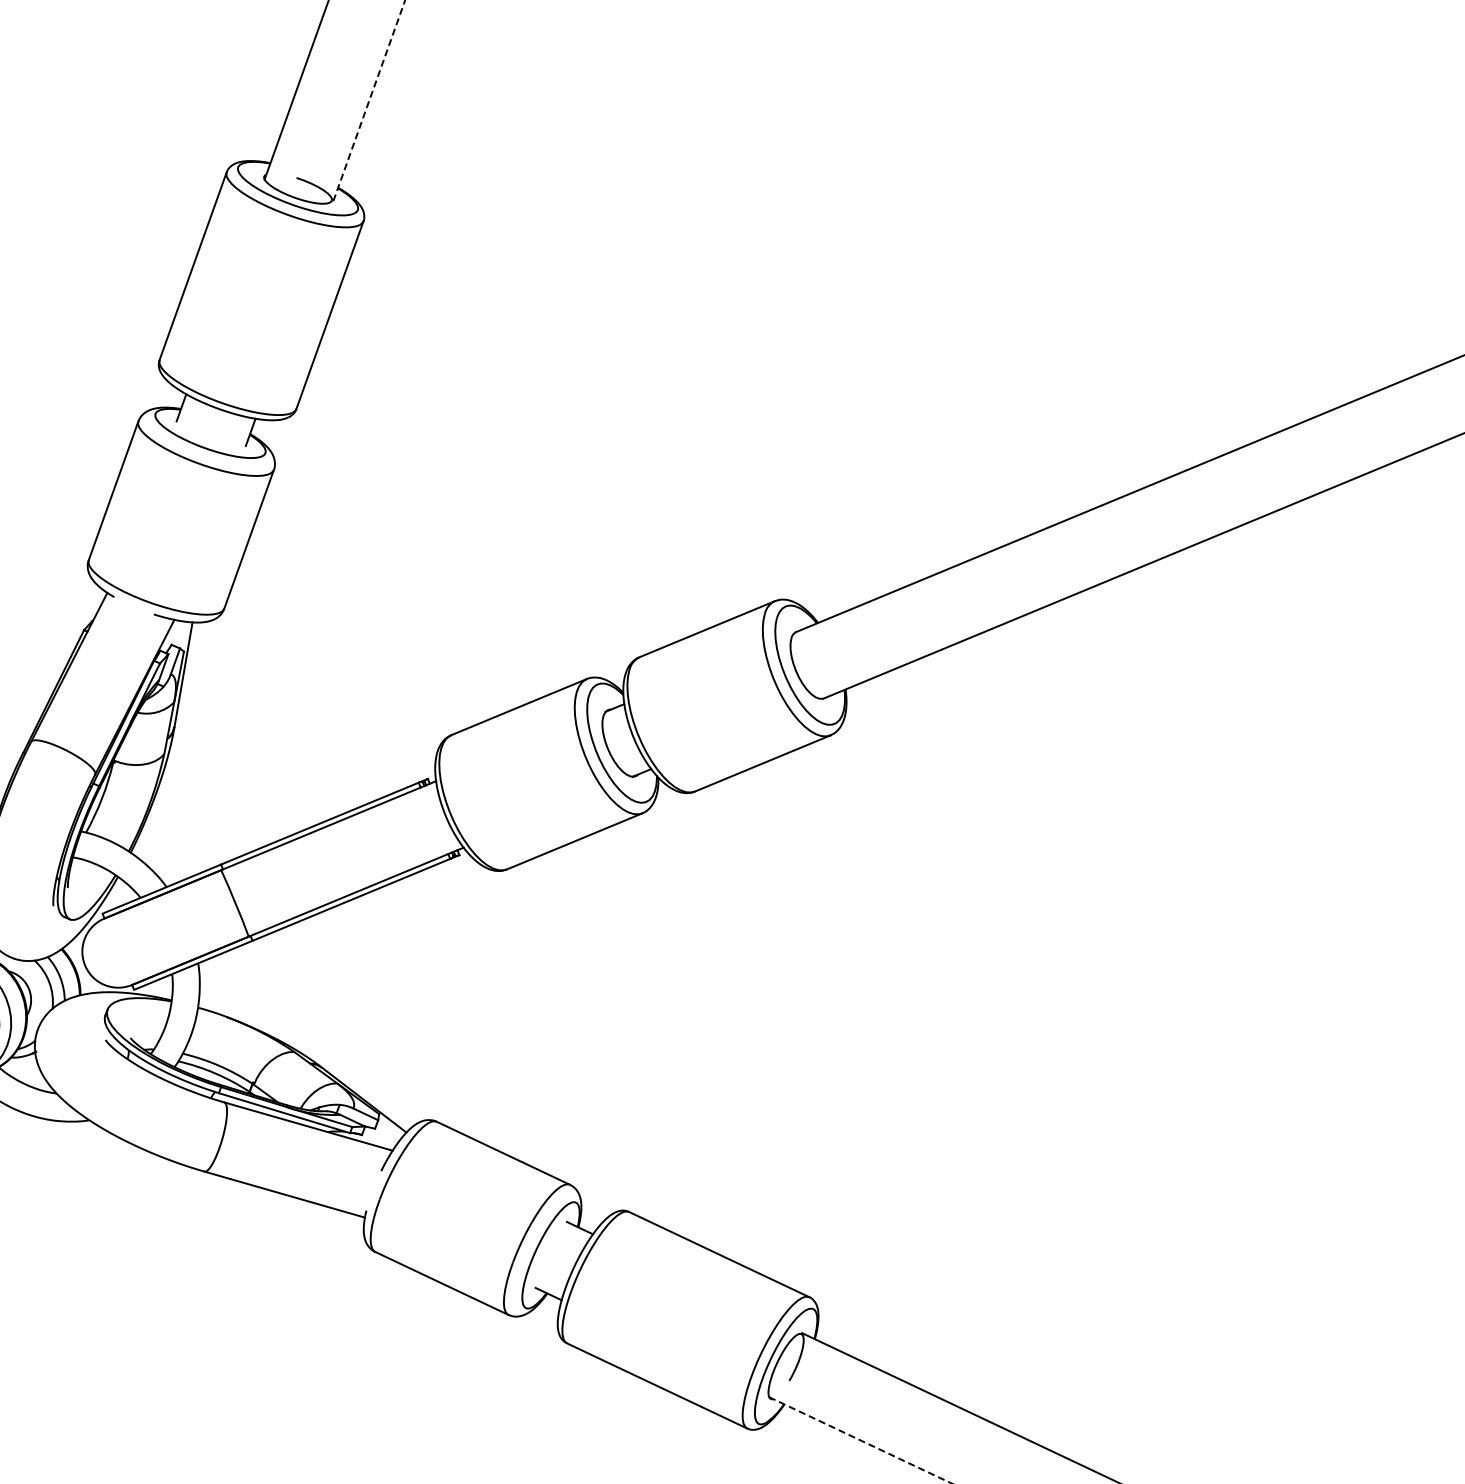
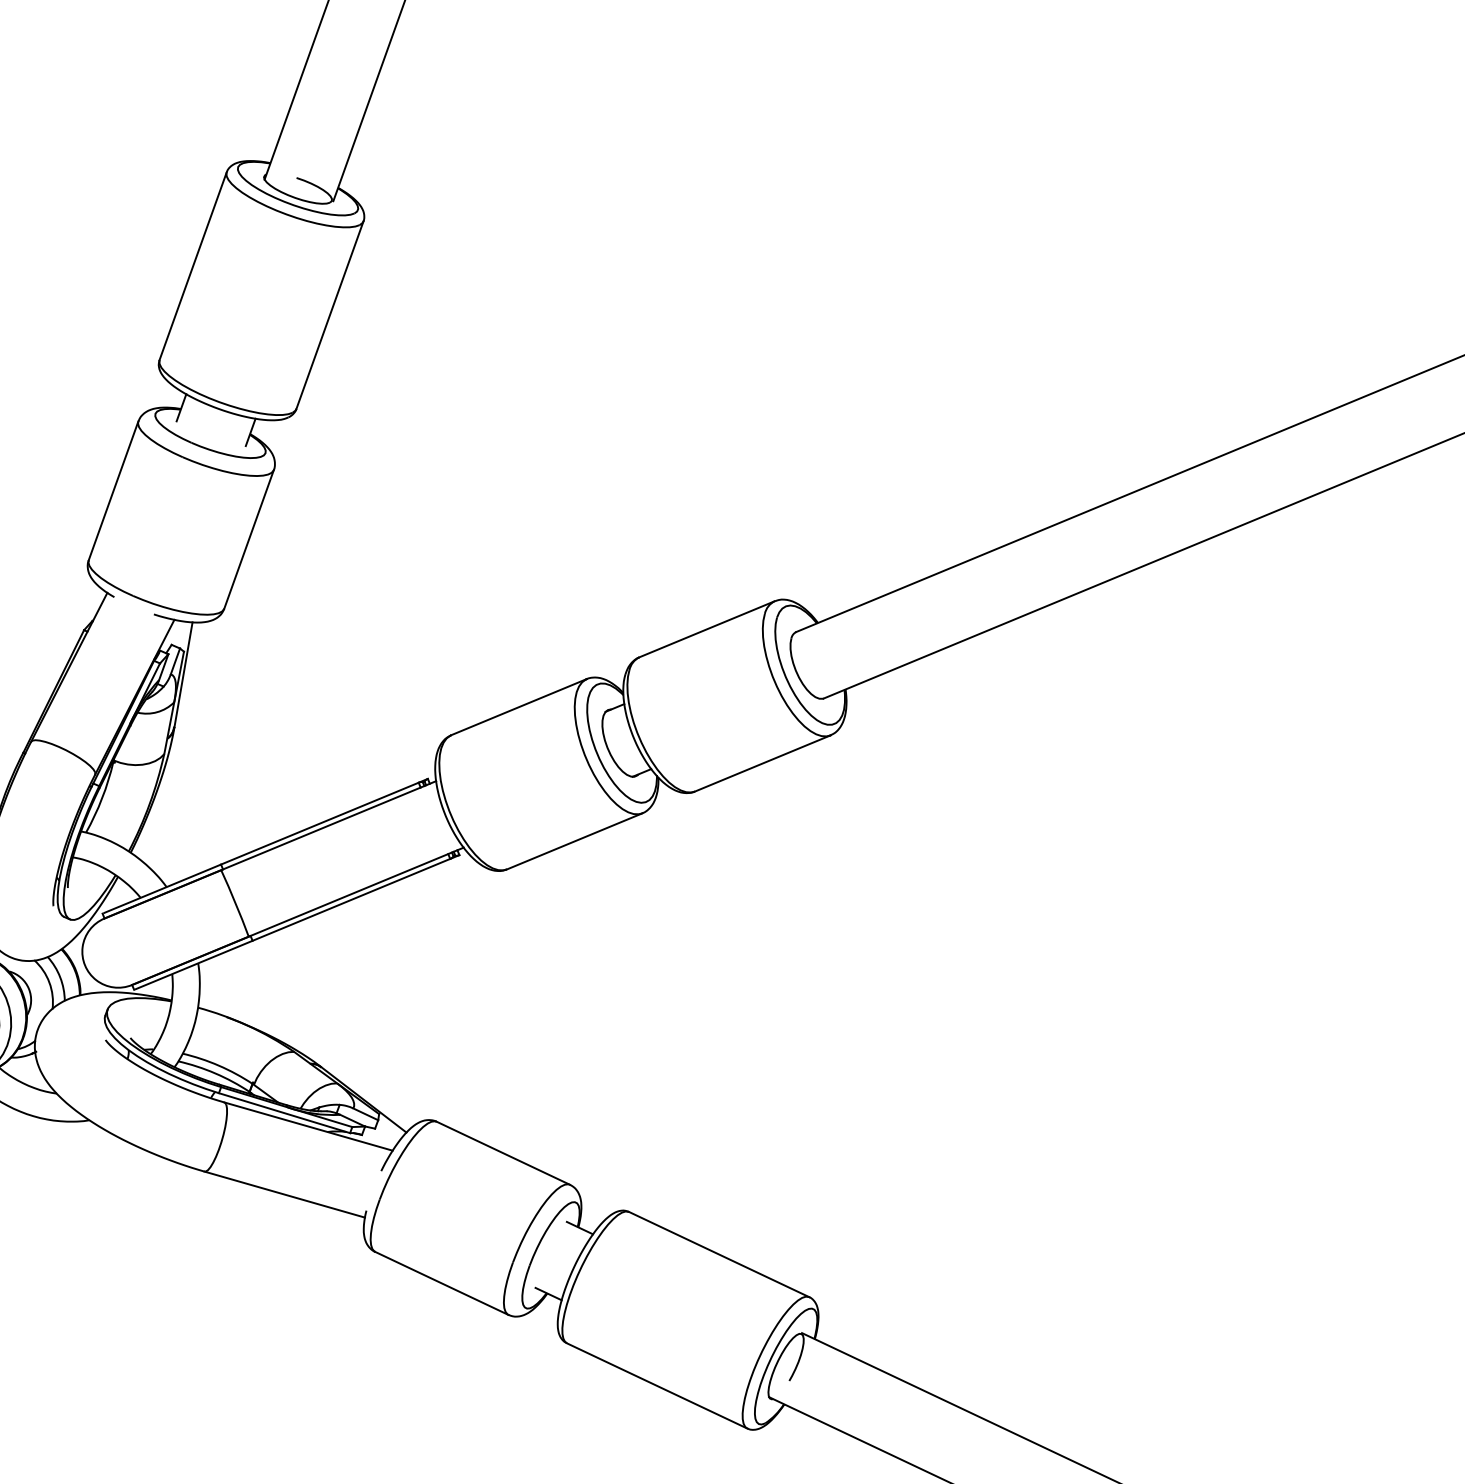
line: dashed -> solid (369, 100)
line: dashed -> solid (861, 1440)
